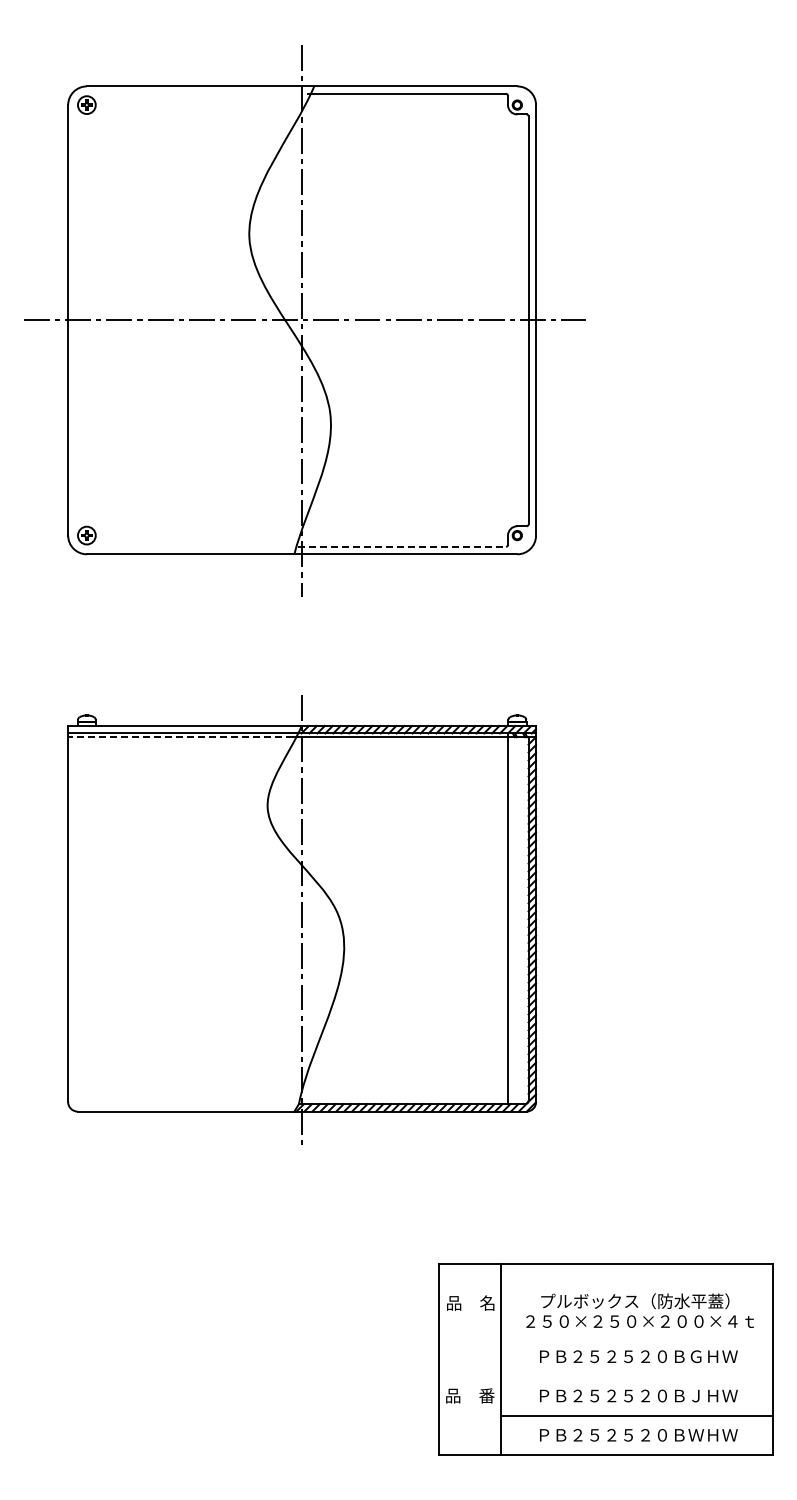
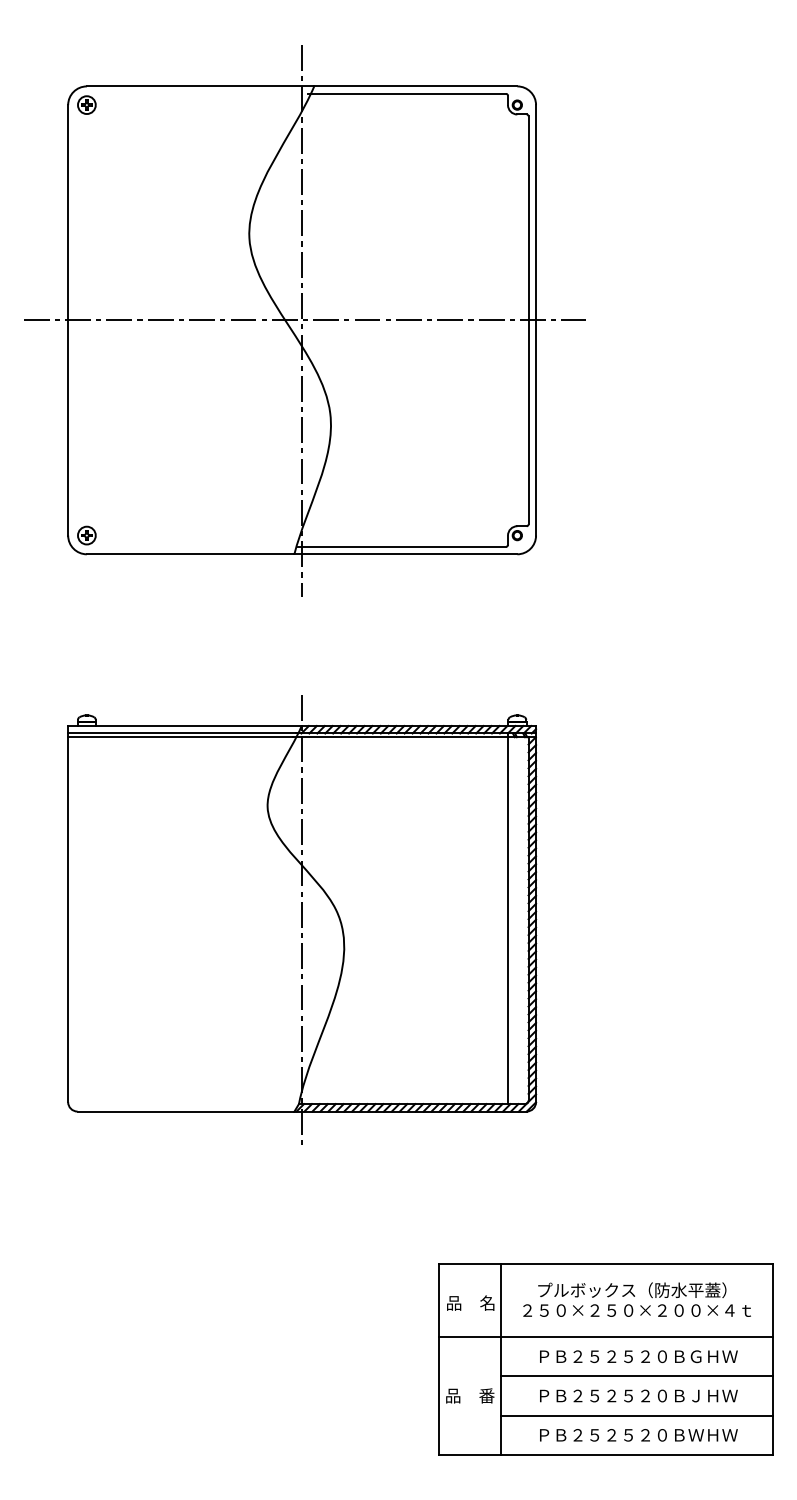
line: dashed -> solid (402, 546)
line: dashed -> solid (180, 737)
text position: (639, 1310) -> (636, 1299) (636, 1299)
line: none -> present (606, 1337)
line: none -> present (636, 1376)
